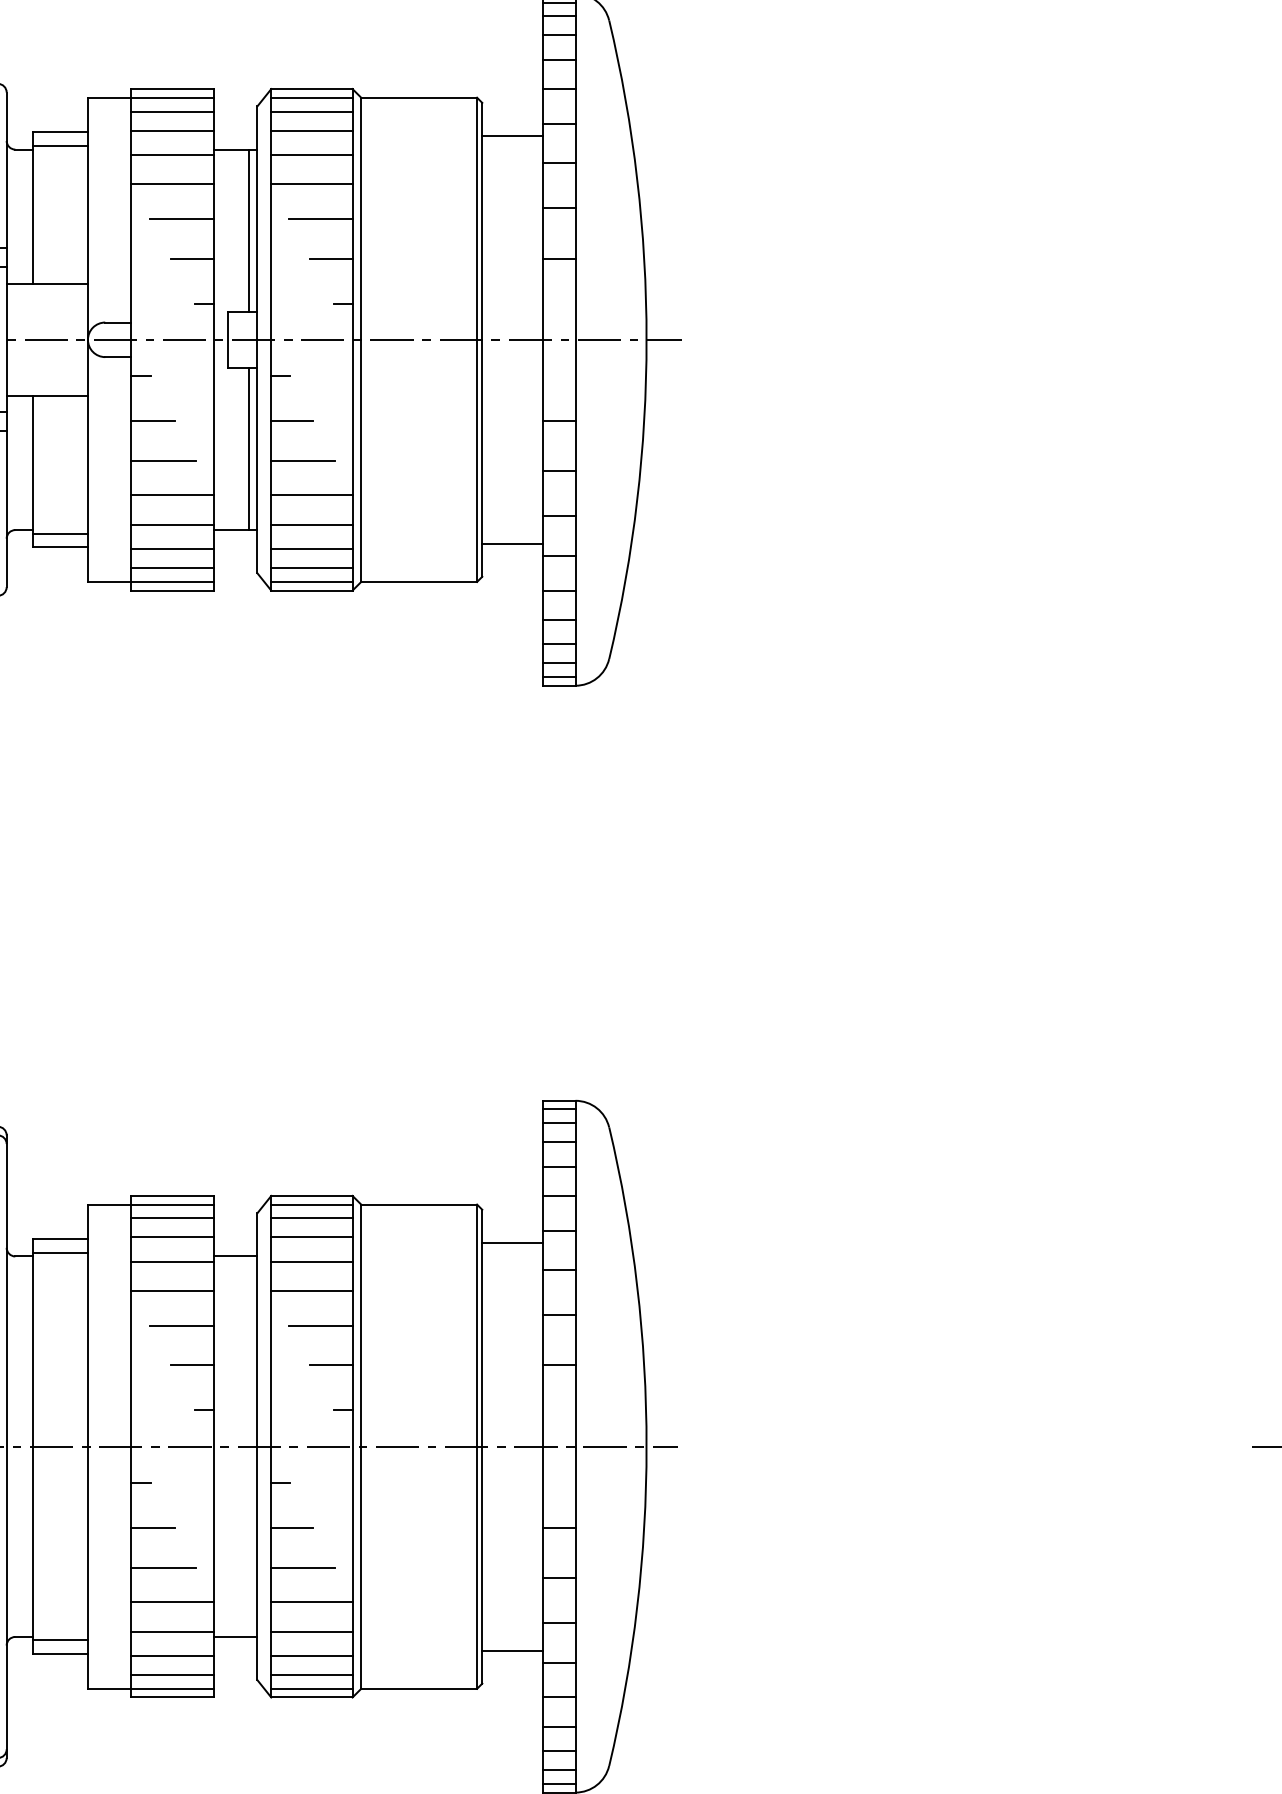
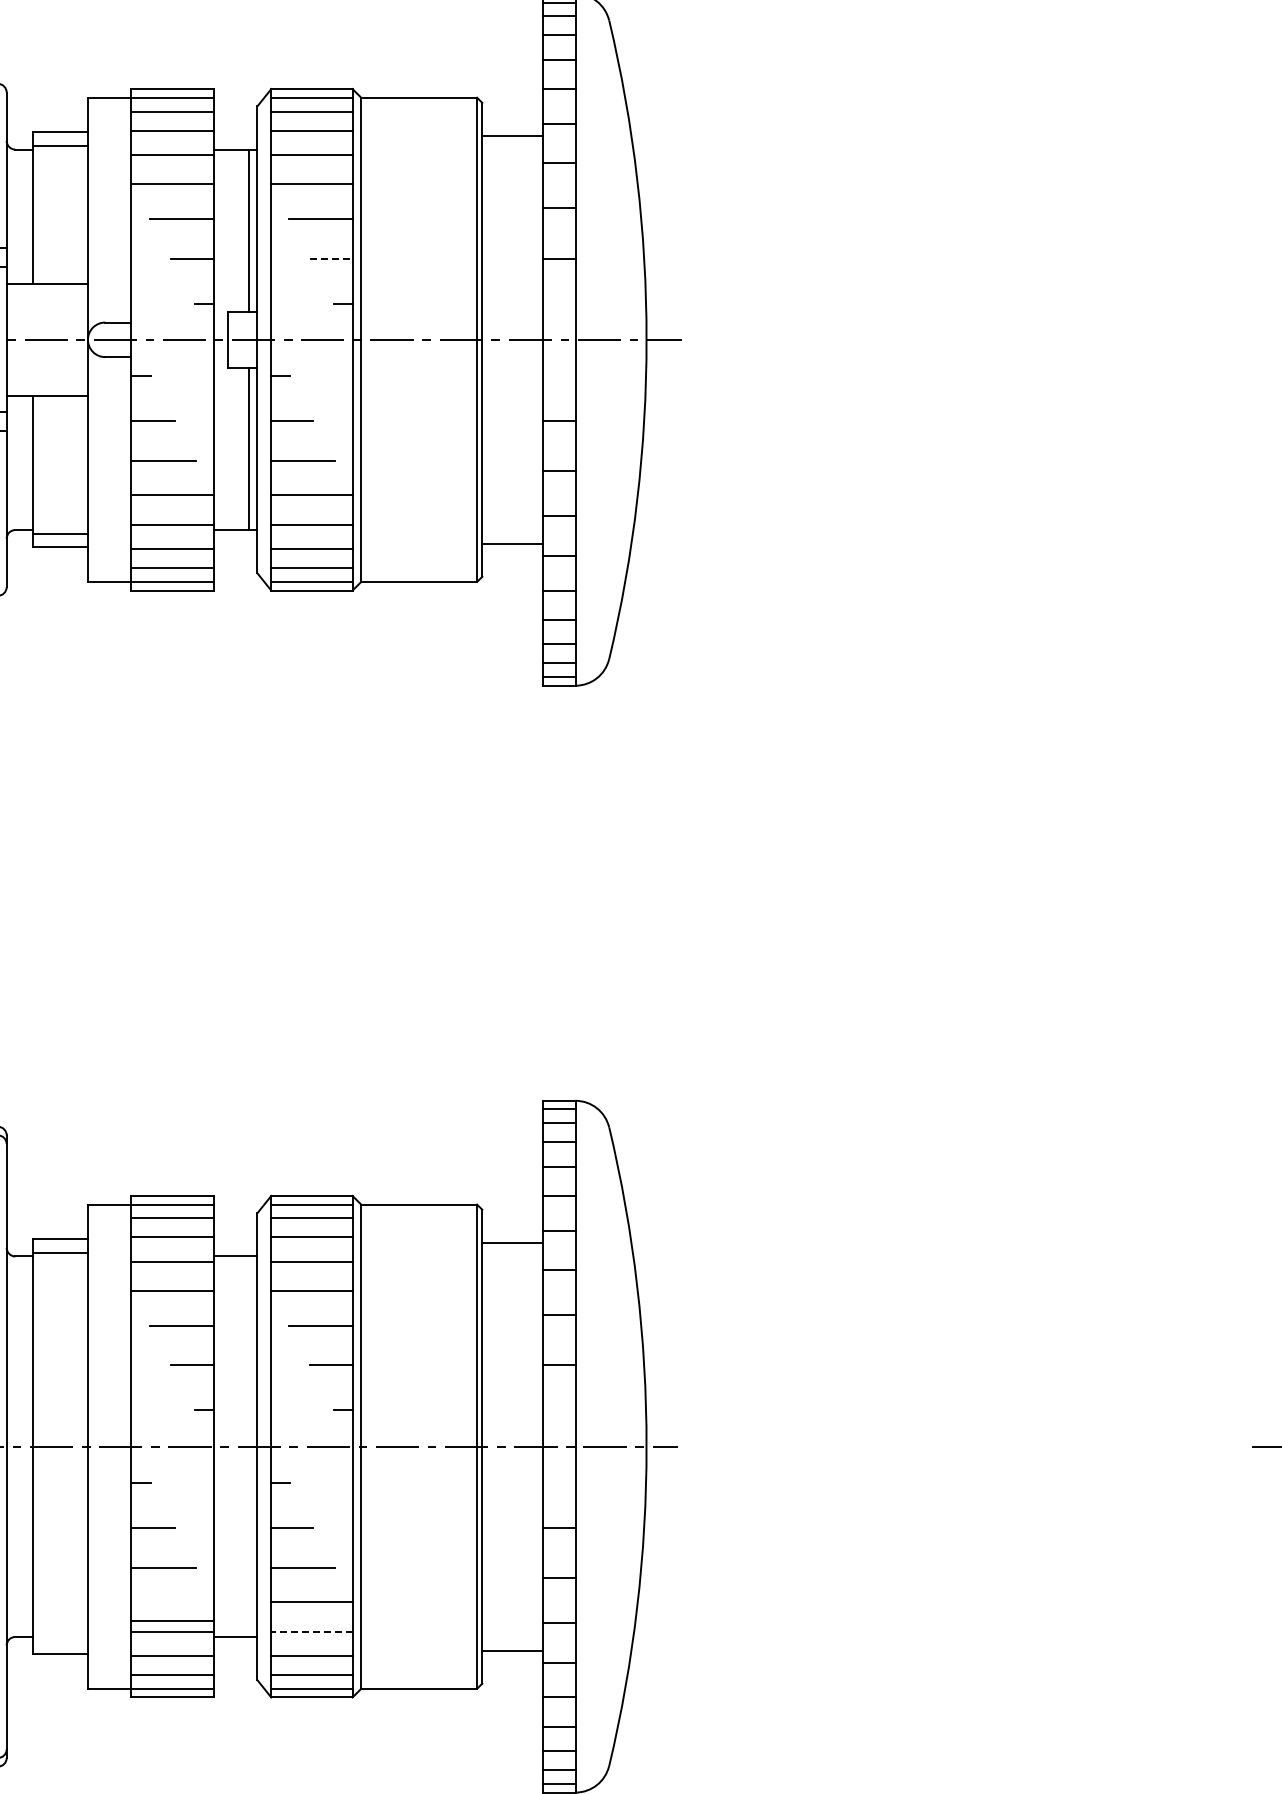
line: solid -> dashed (331, 258)
line position: (172, 1602) -> (172, 1621) (172, 1621)
line: solid -> dashed (311, 1631)
line: present -> none (59, 1640)
